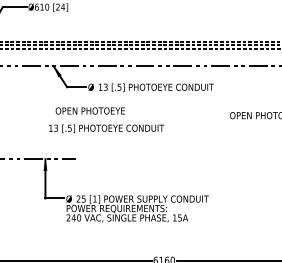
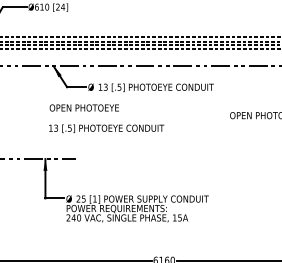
line: none -> present (140, 37)
text position: (89, 110) -> (83, 107) (83, 107)
